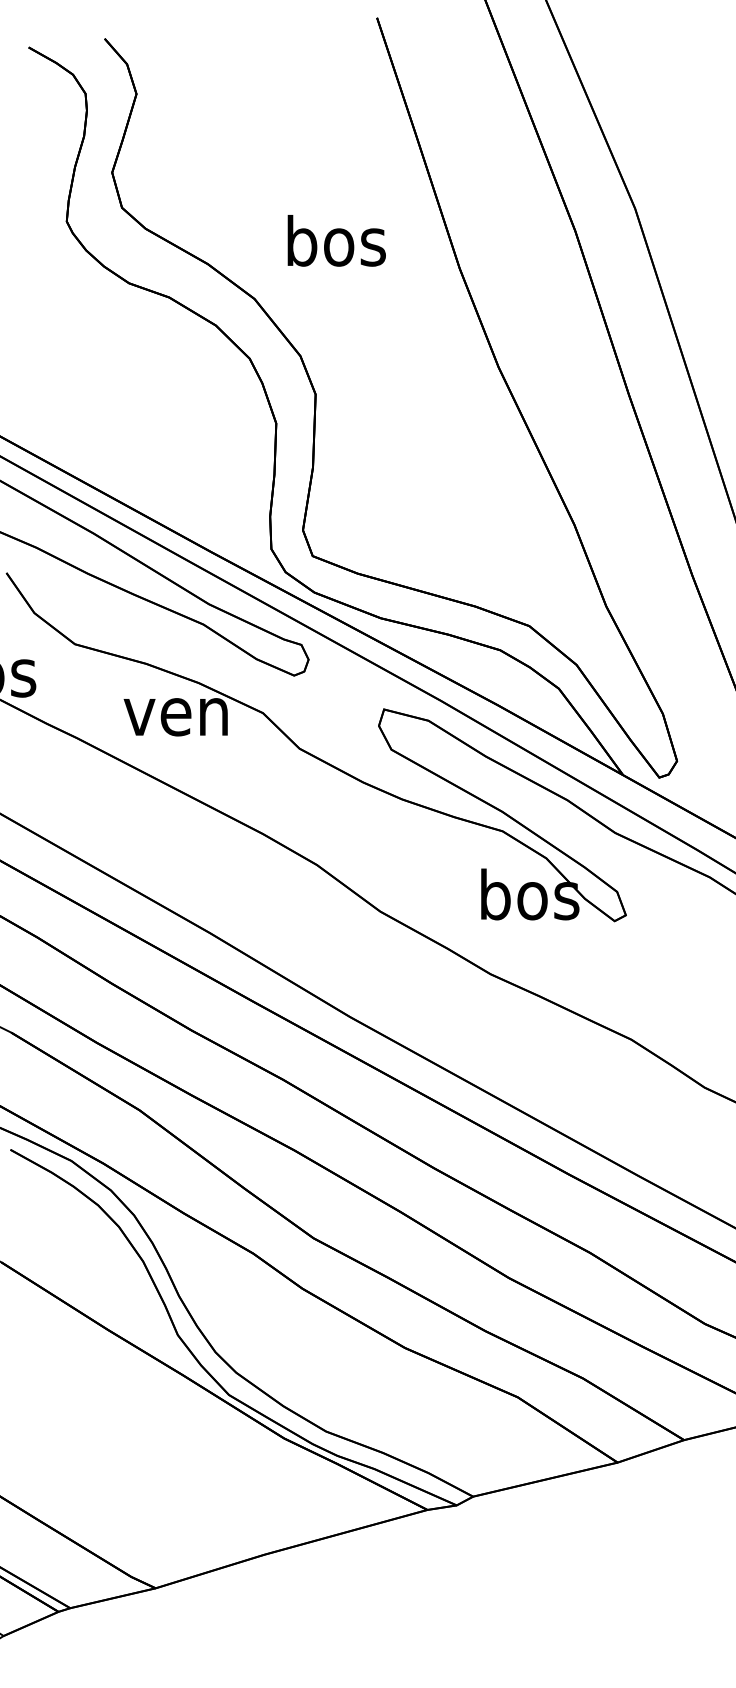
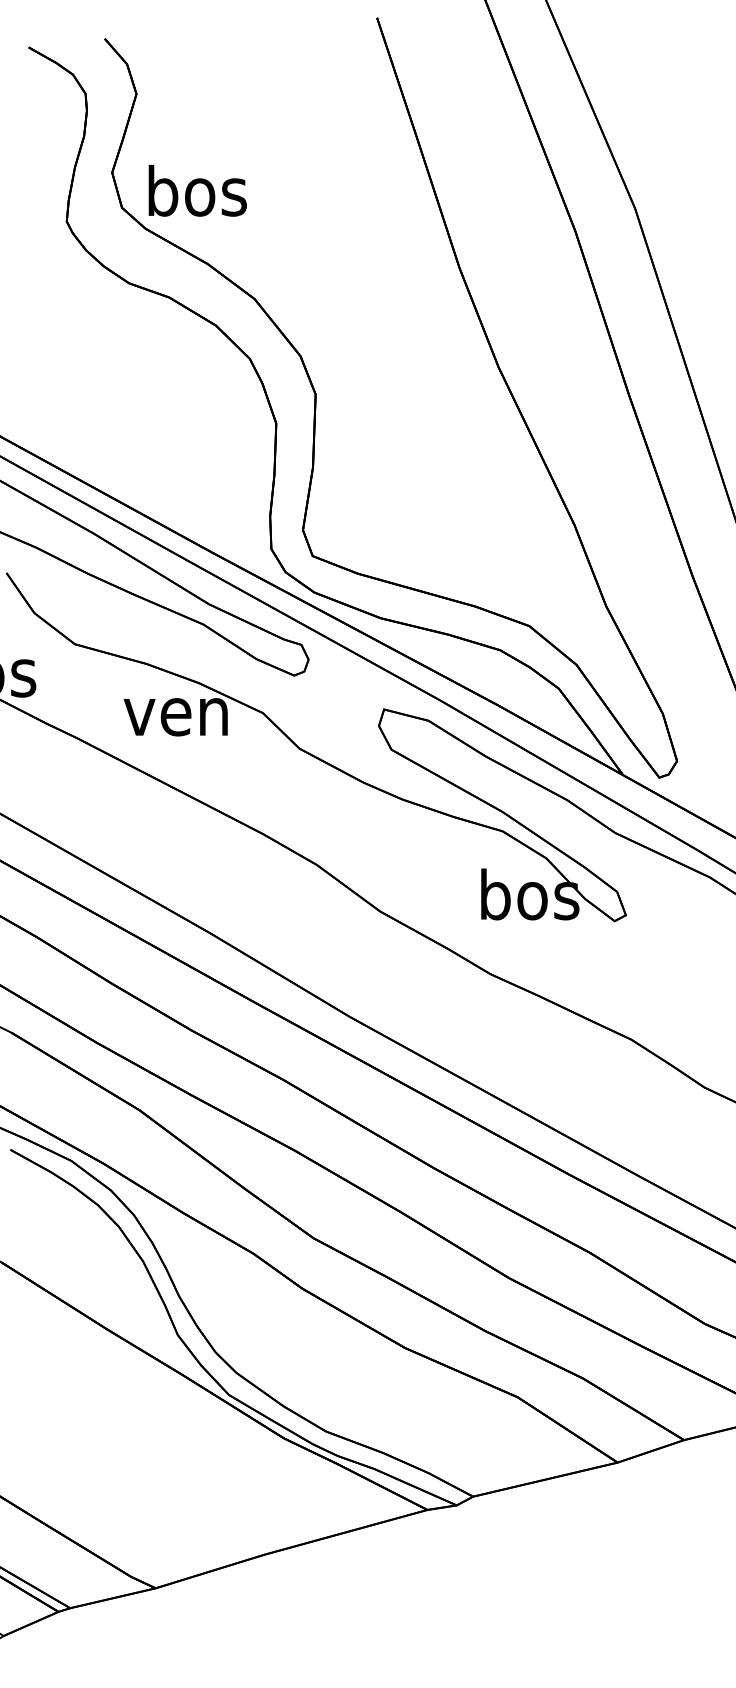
text position: (336, 240) -> (197, 190) (197, 190)
